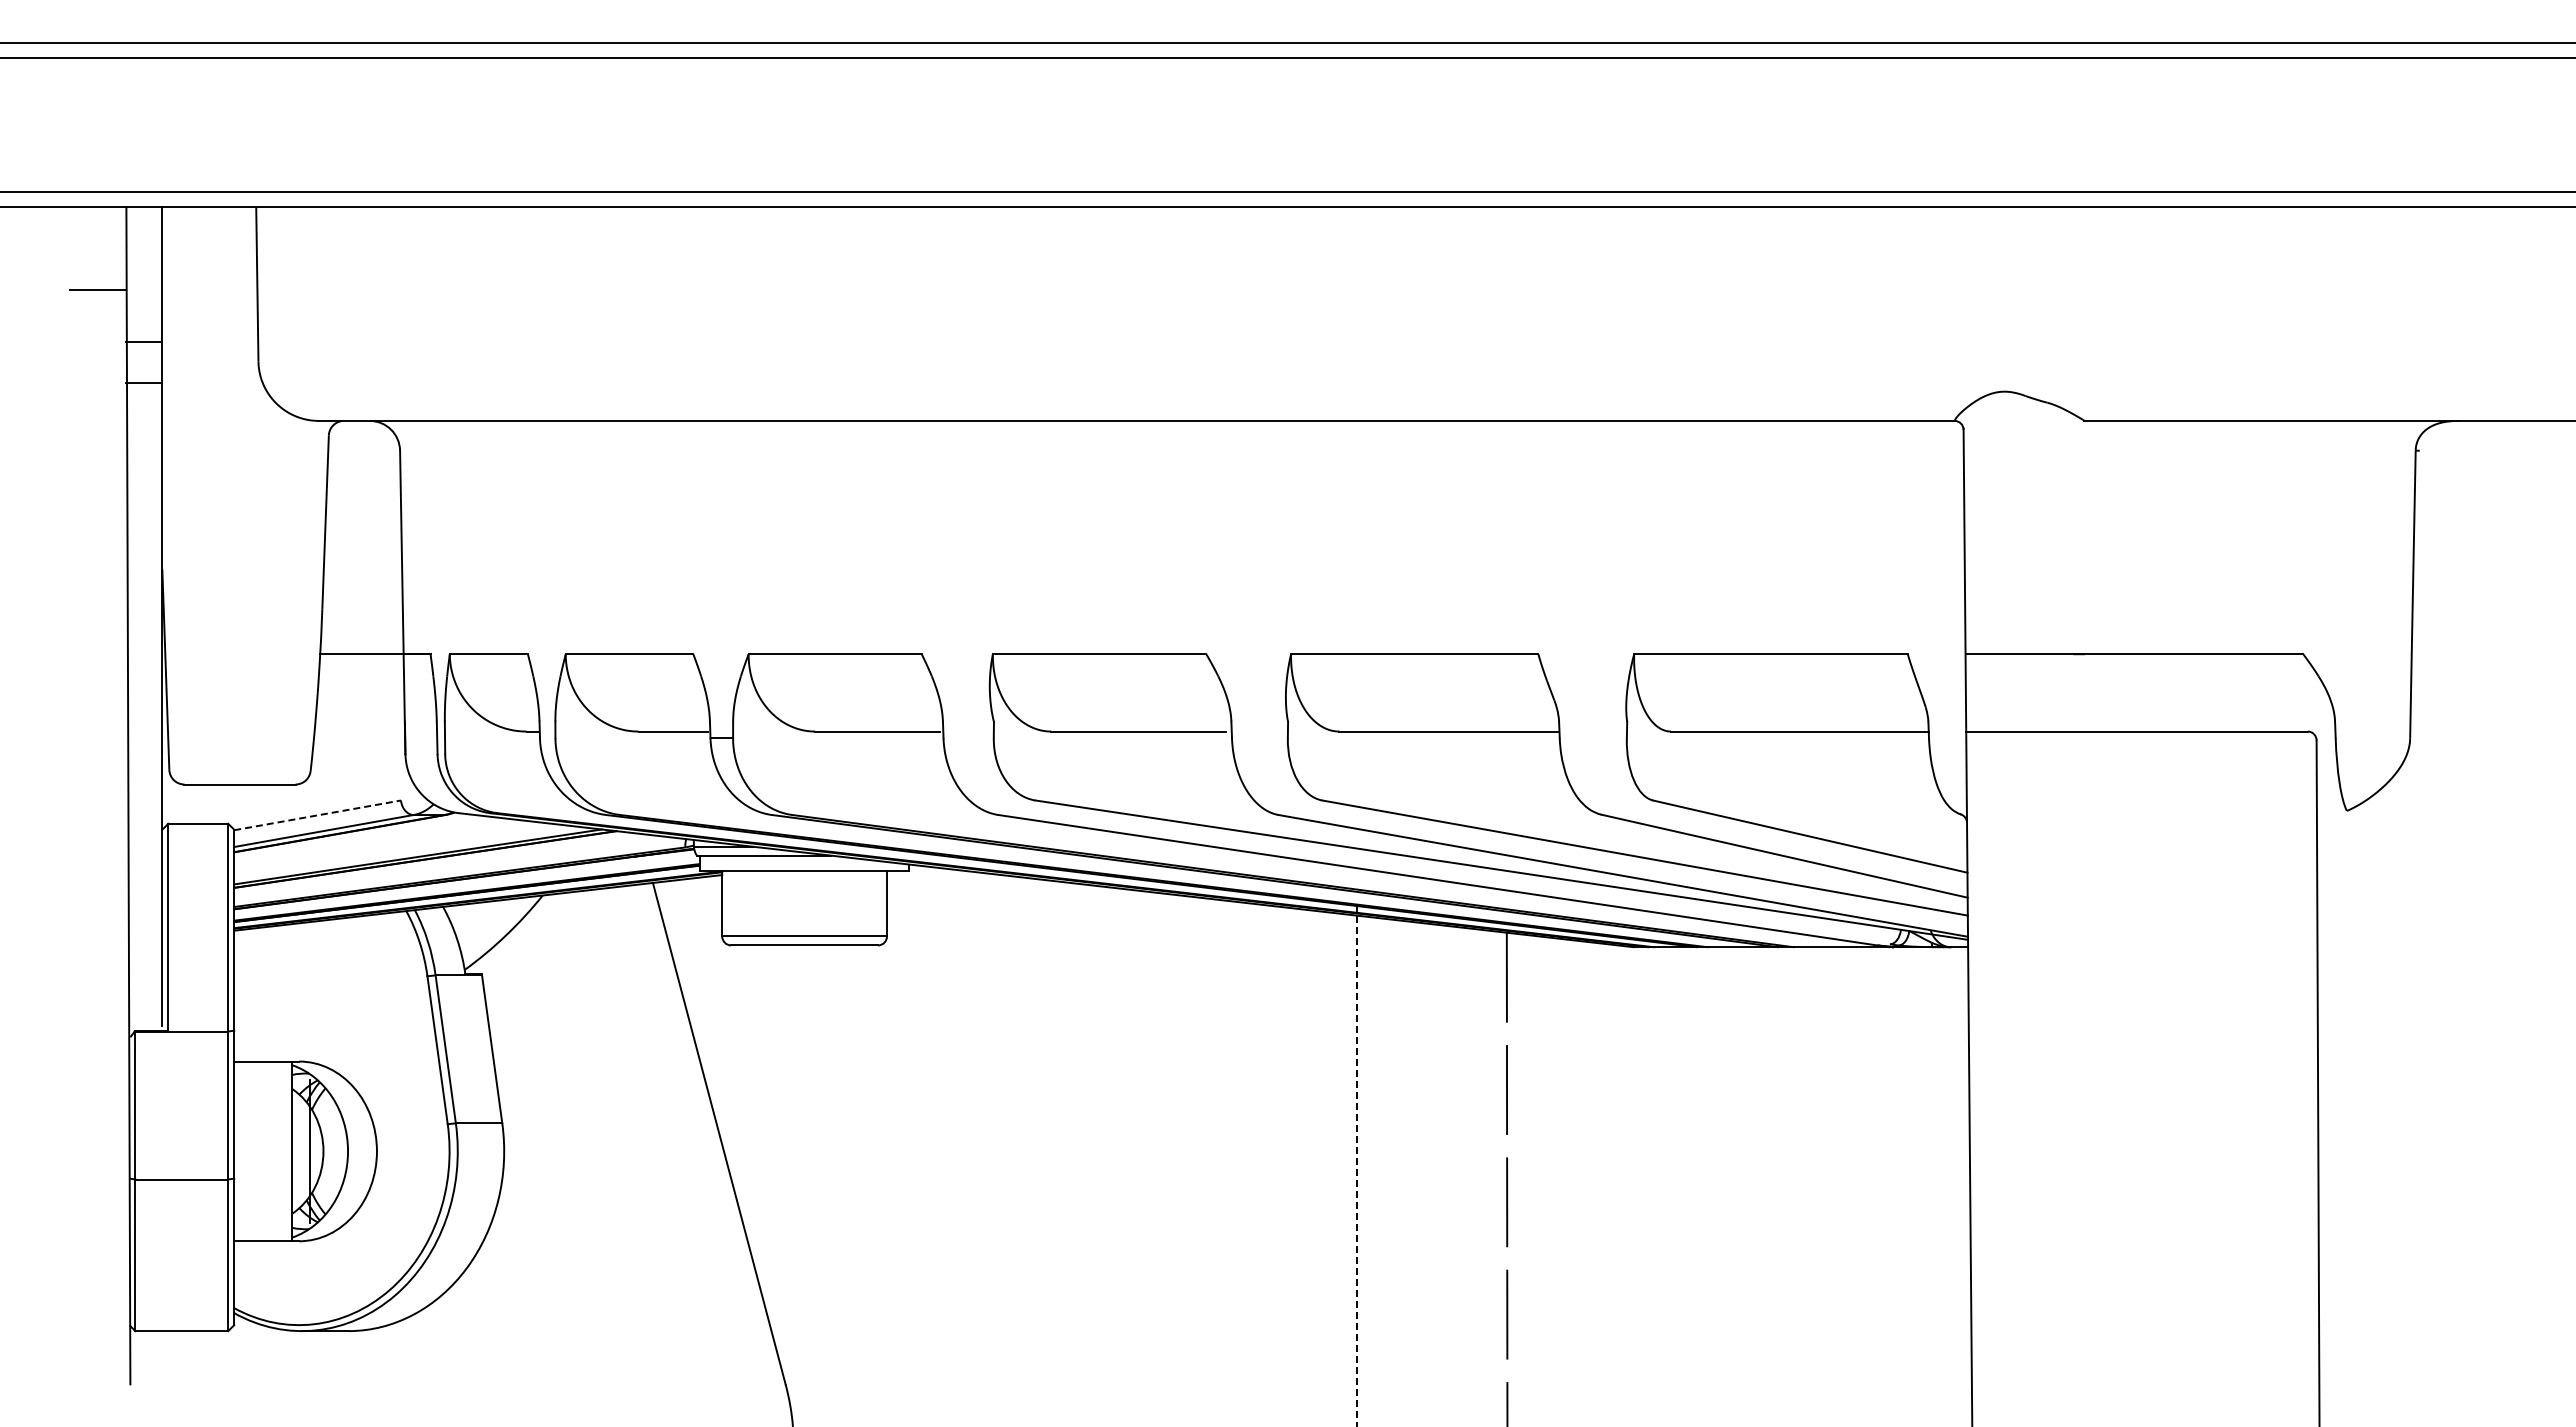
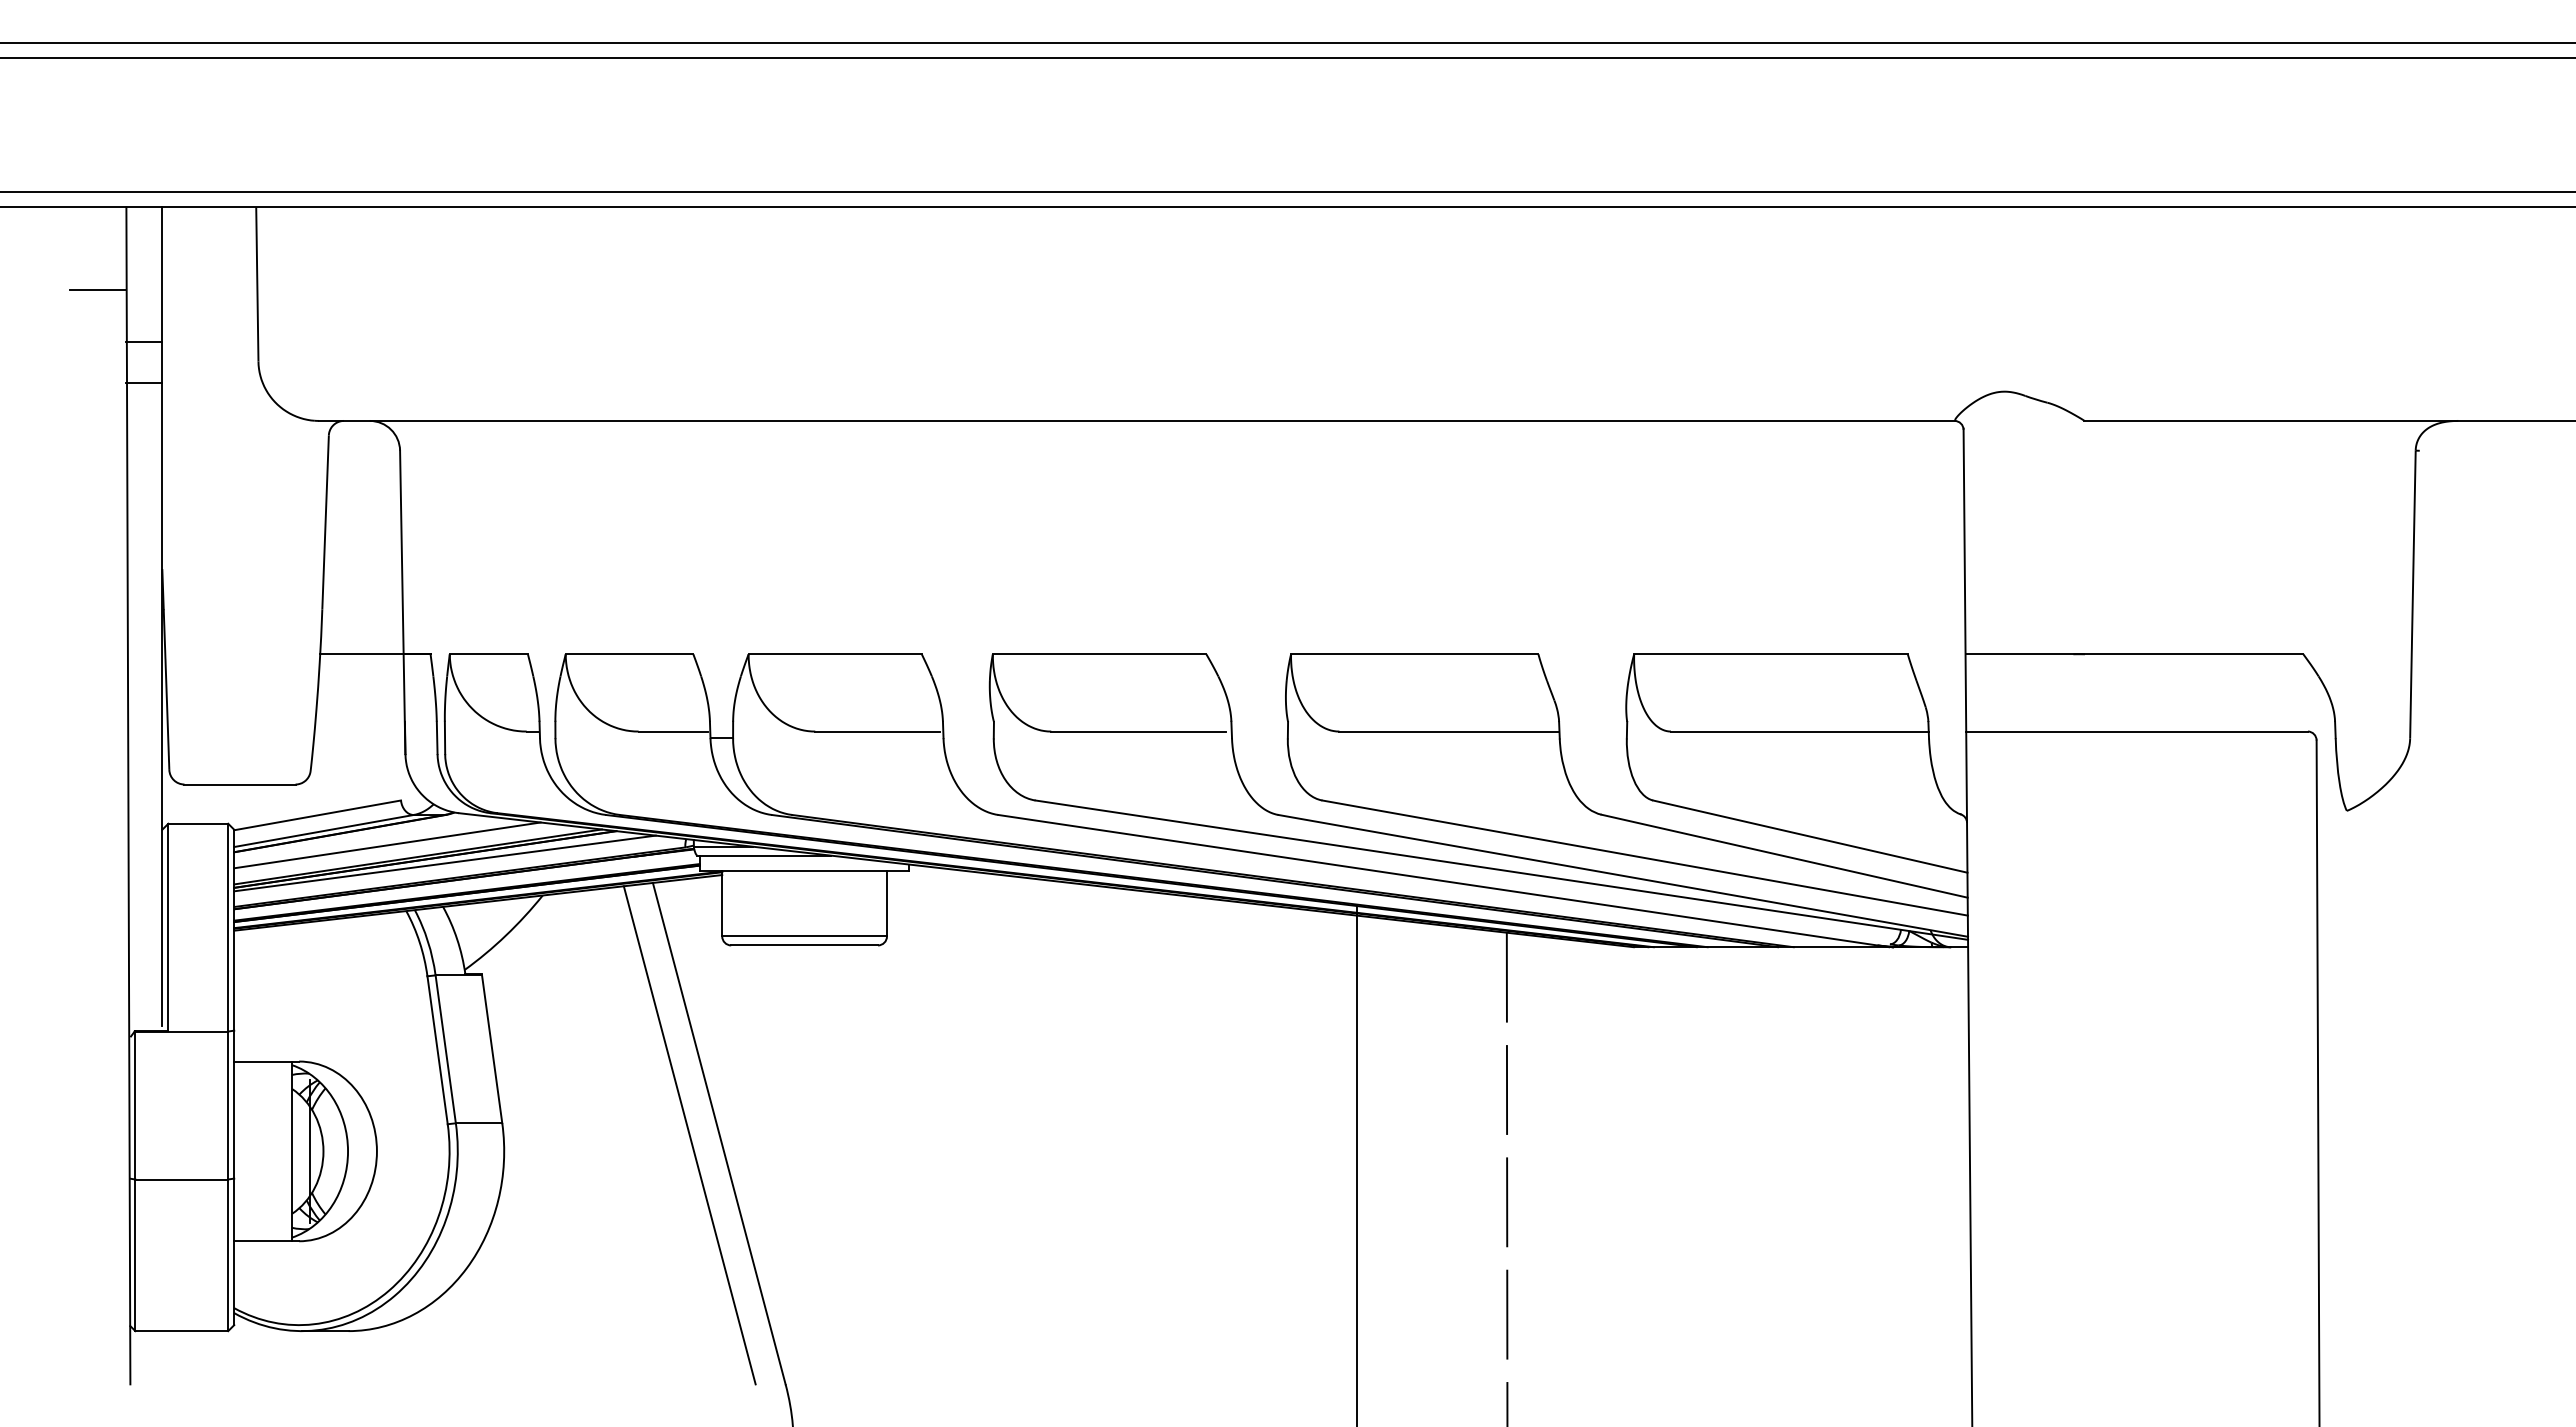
line: dashed -> solid (317, 815)
line: none -> present (387, 845)
line: none -> present (444, 863)
line: none -> present (689, 1135)
line: dashed -> solid (1357, 1165)
